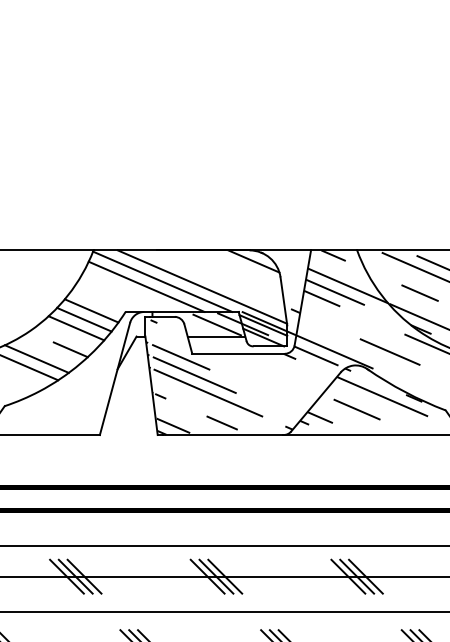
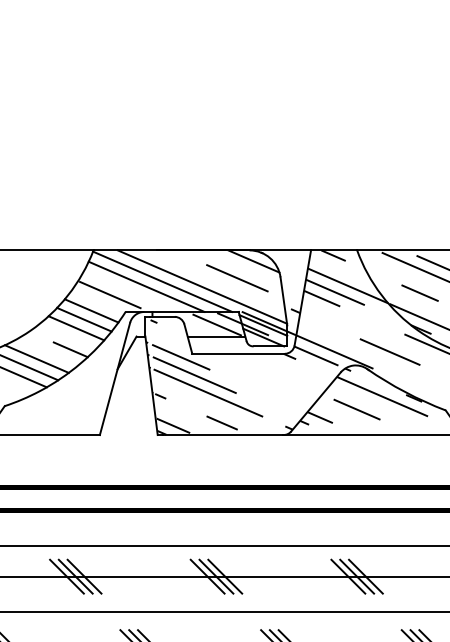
line: none -> present (237, 278)
line: none -> present (110, 294)
line: none -> present (24, 377)
